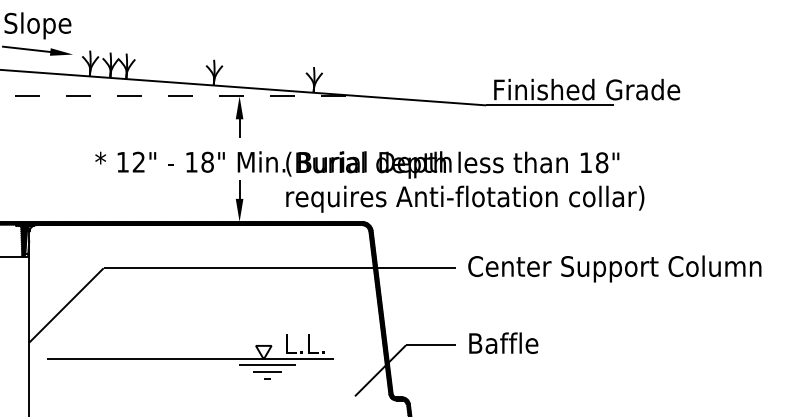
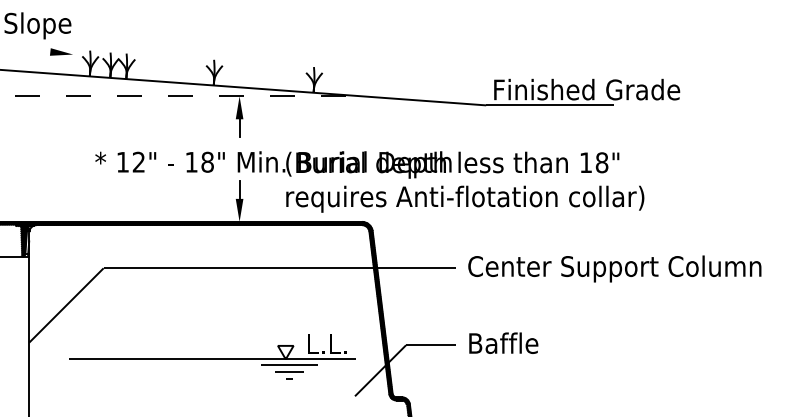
line: present -> none (26, 49)
part position: (190, 356) -> (212, 356) (212, 356)
